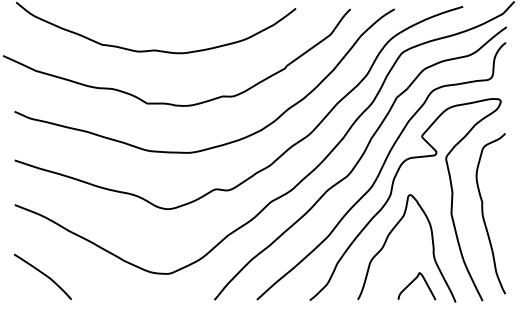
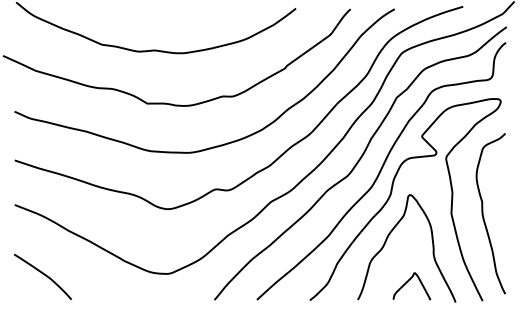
curve position: (413, 282) -> (408, 282) (408, 282)
